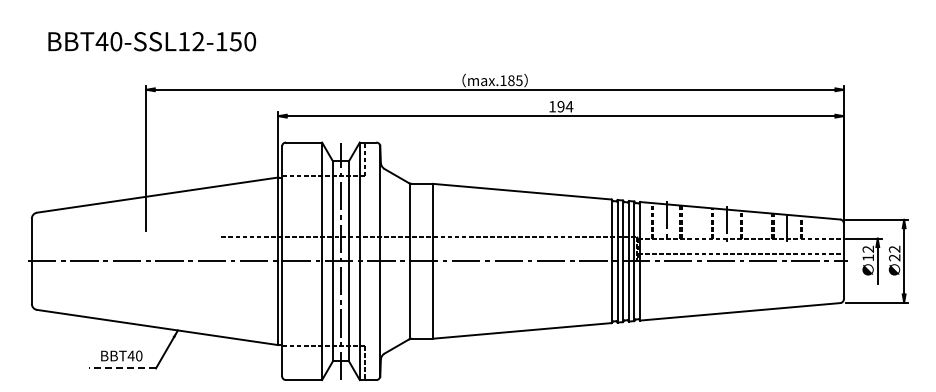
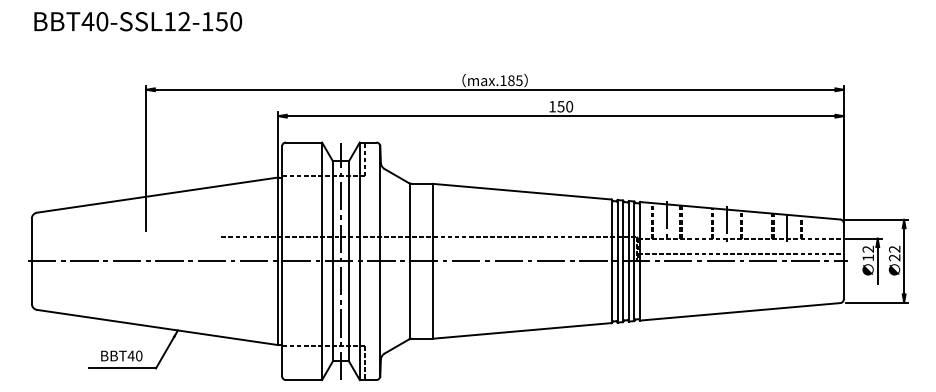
text position: (152, 41) -> (138, 21) (138, 21)
text: 194 -> 150 (565, 106)
line: dashed -> solid (122, 368)
